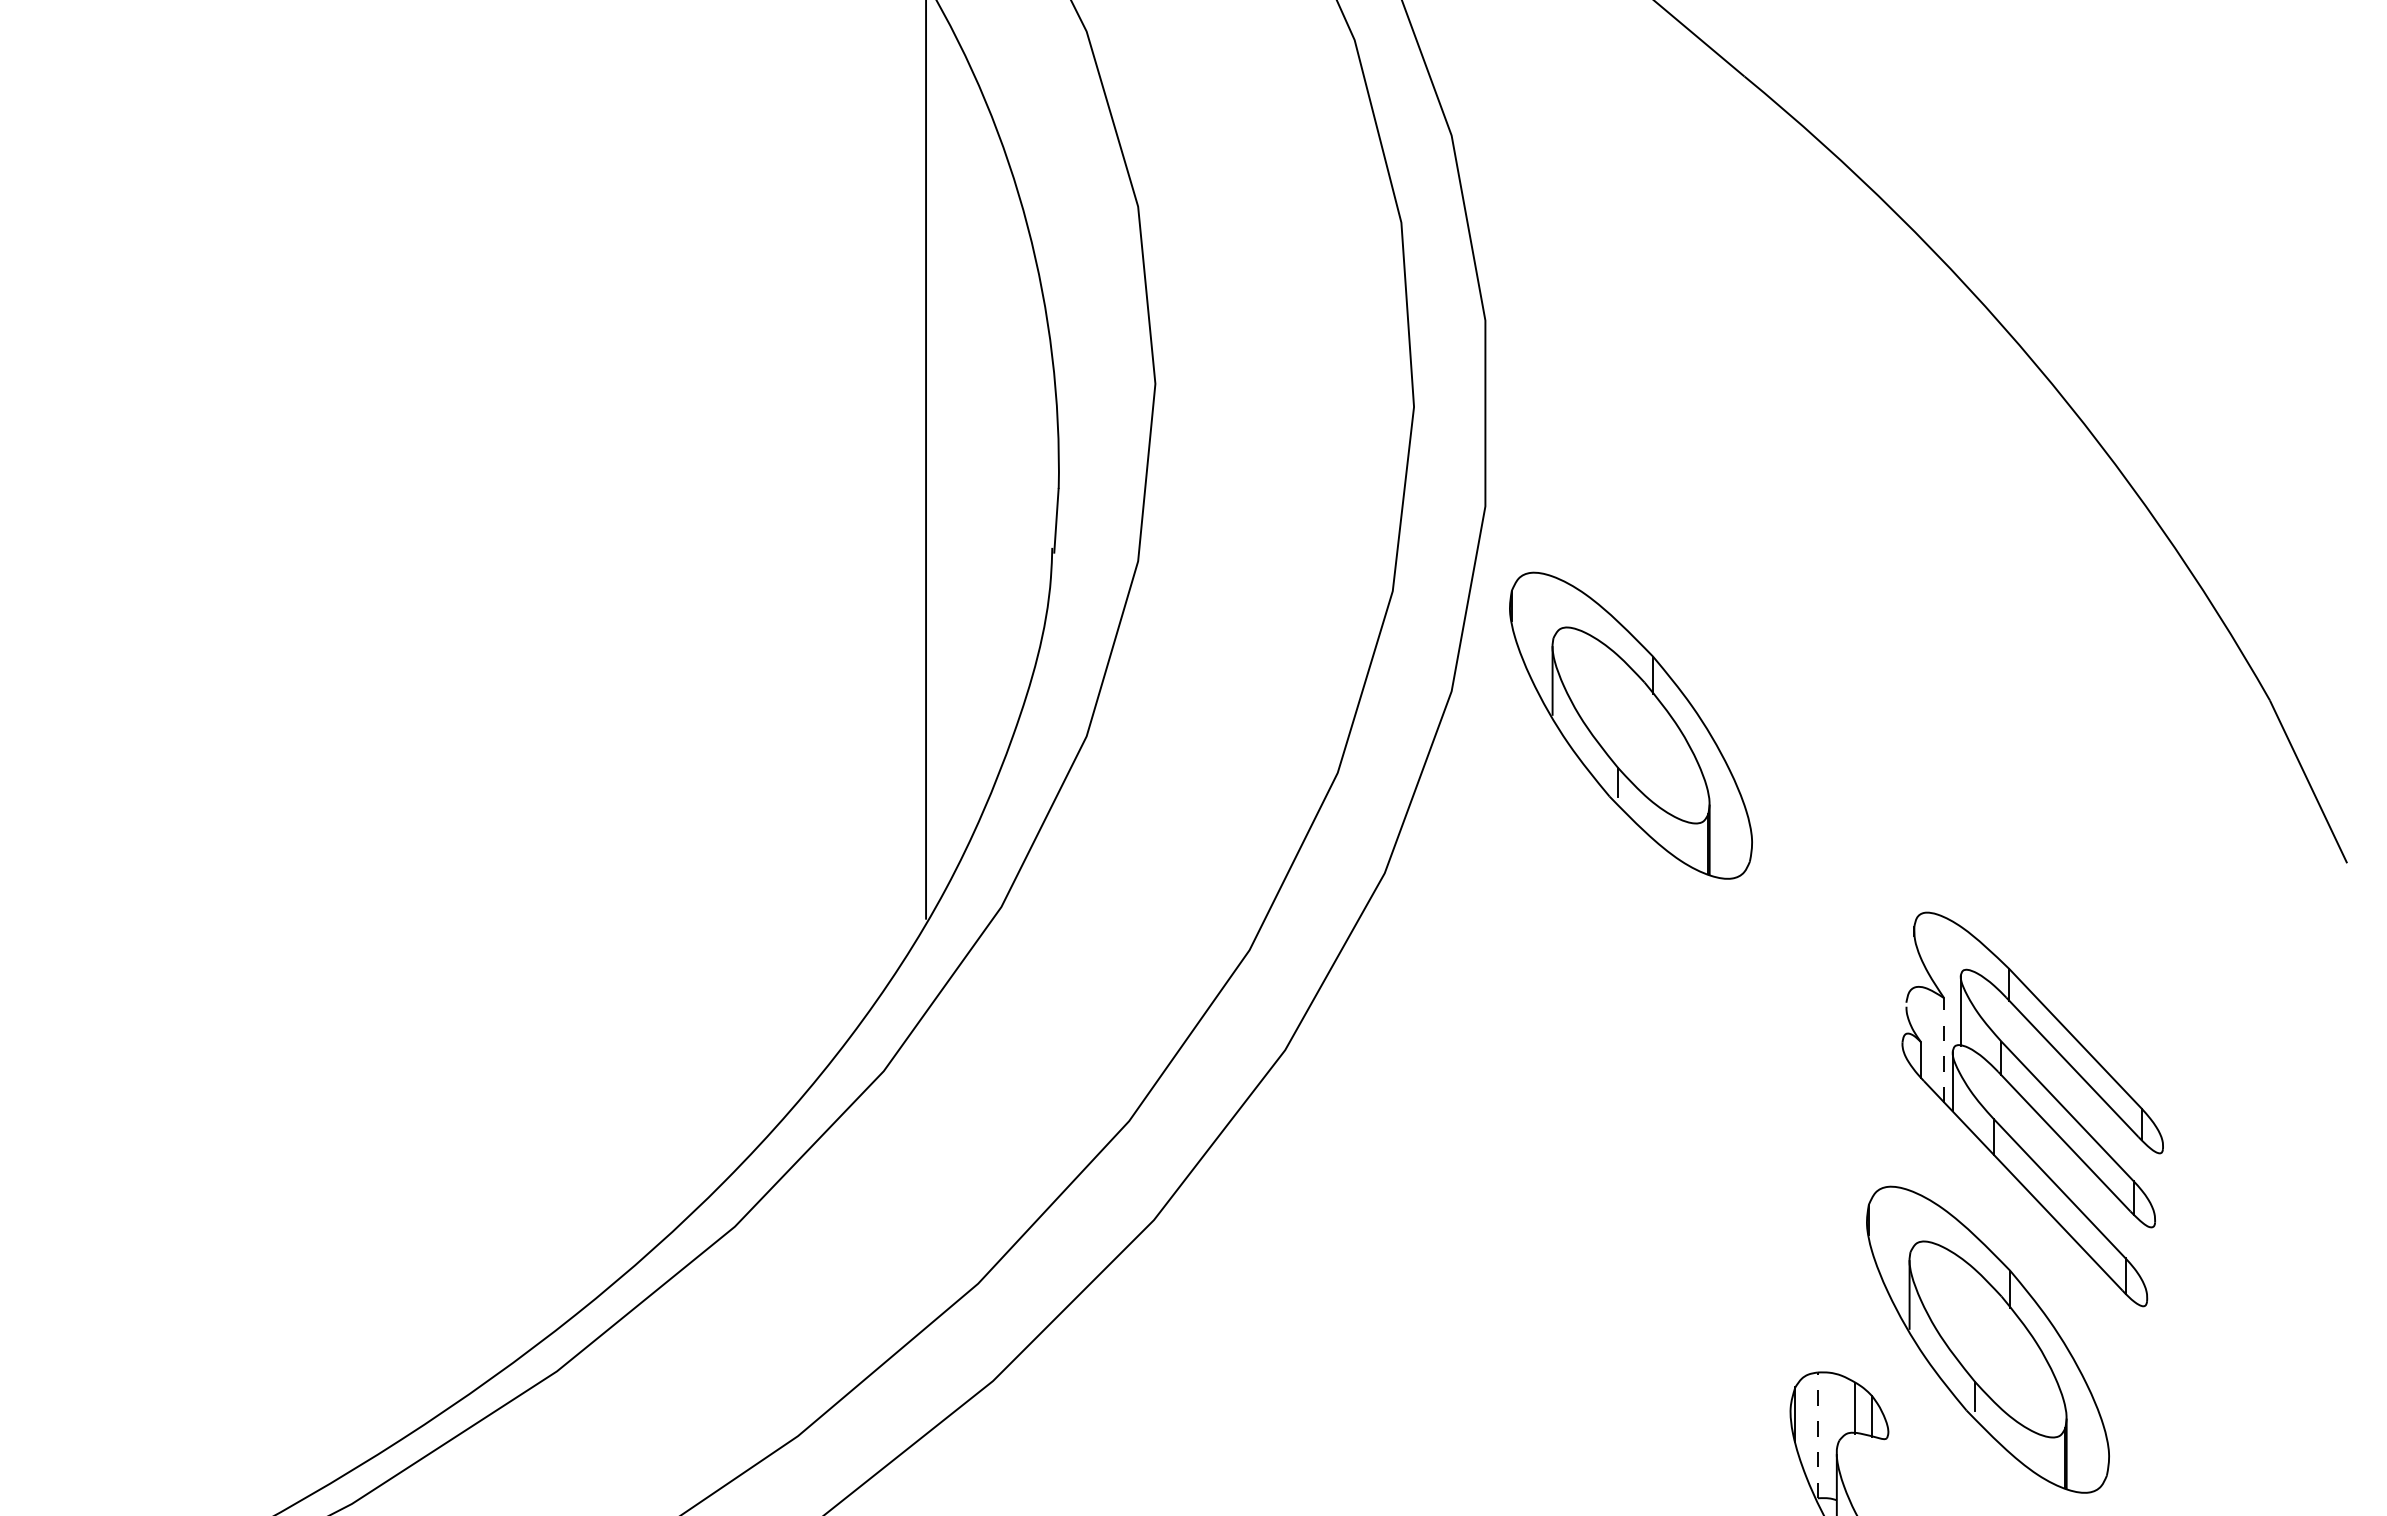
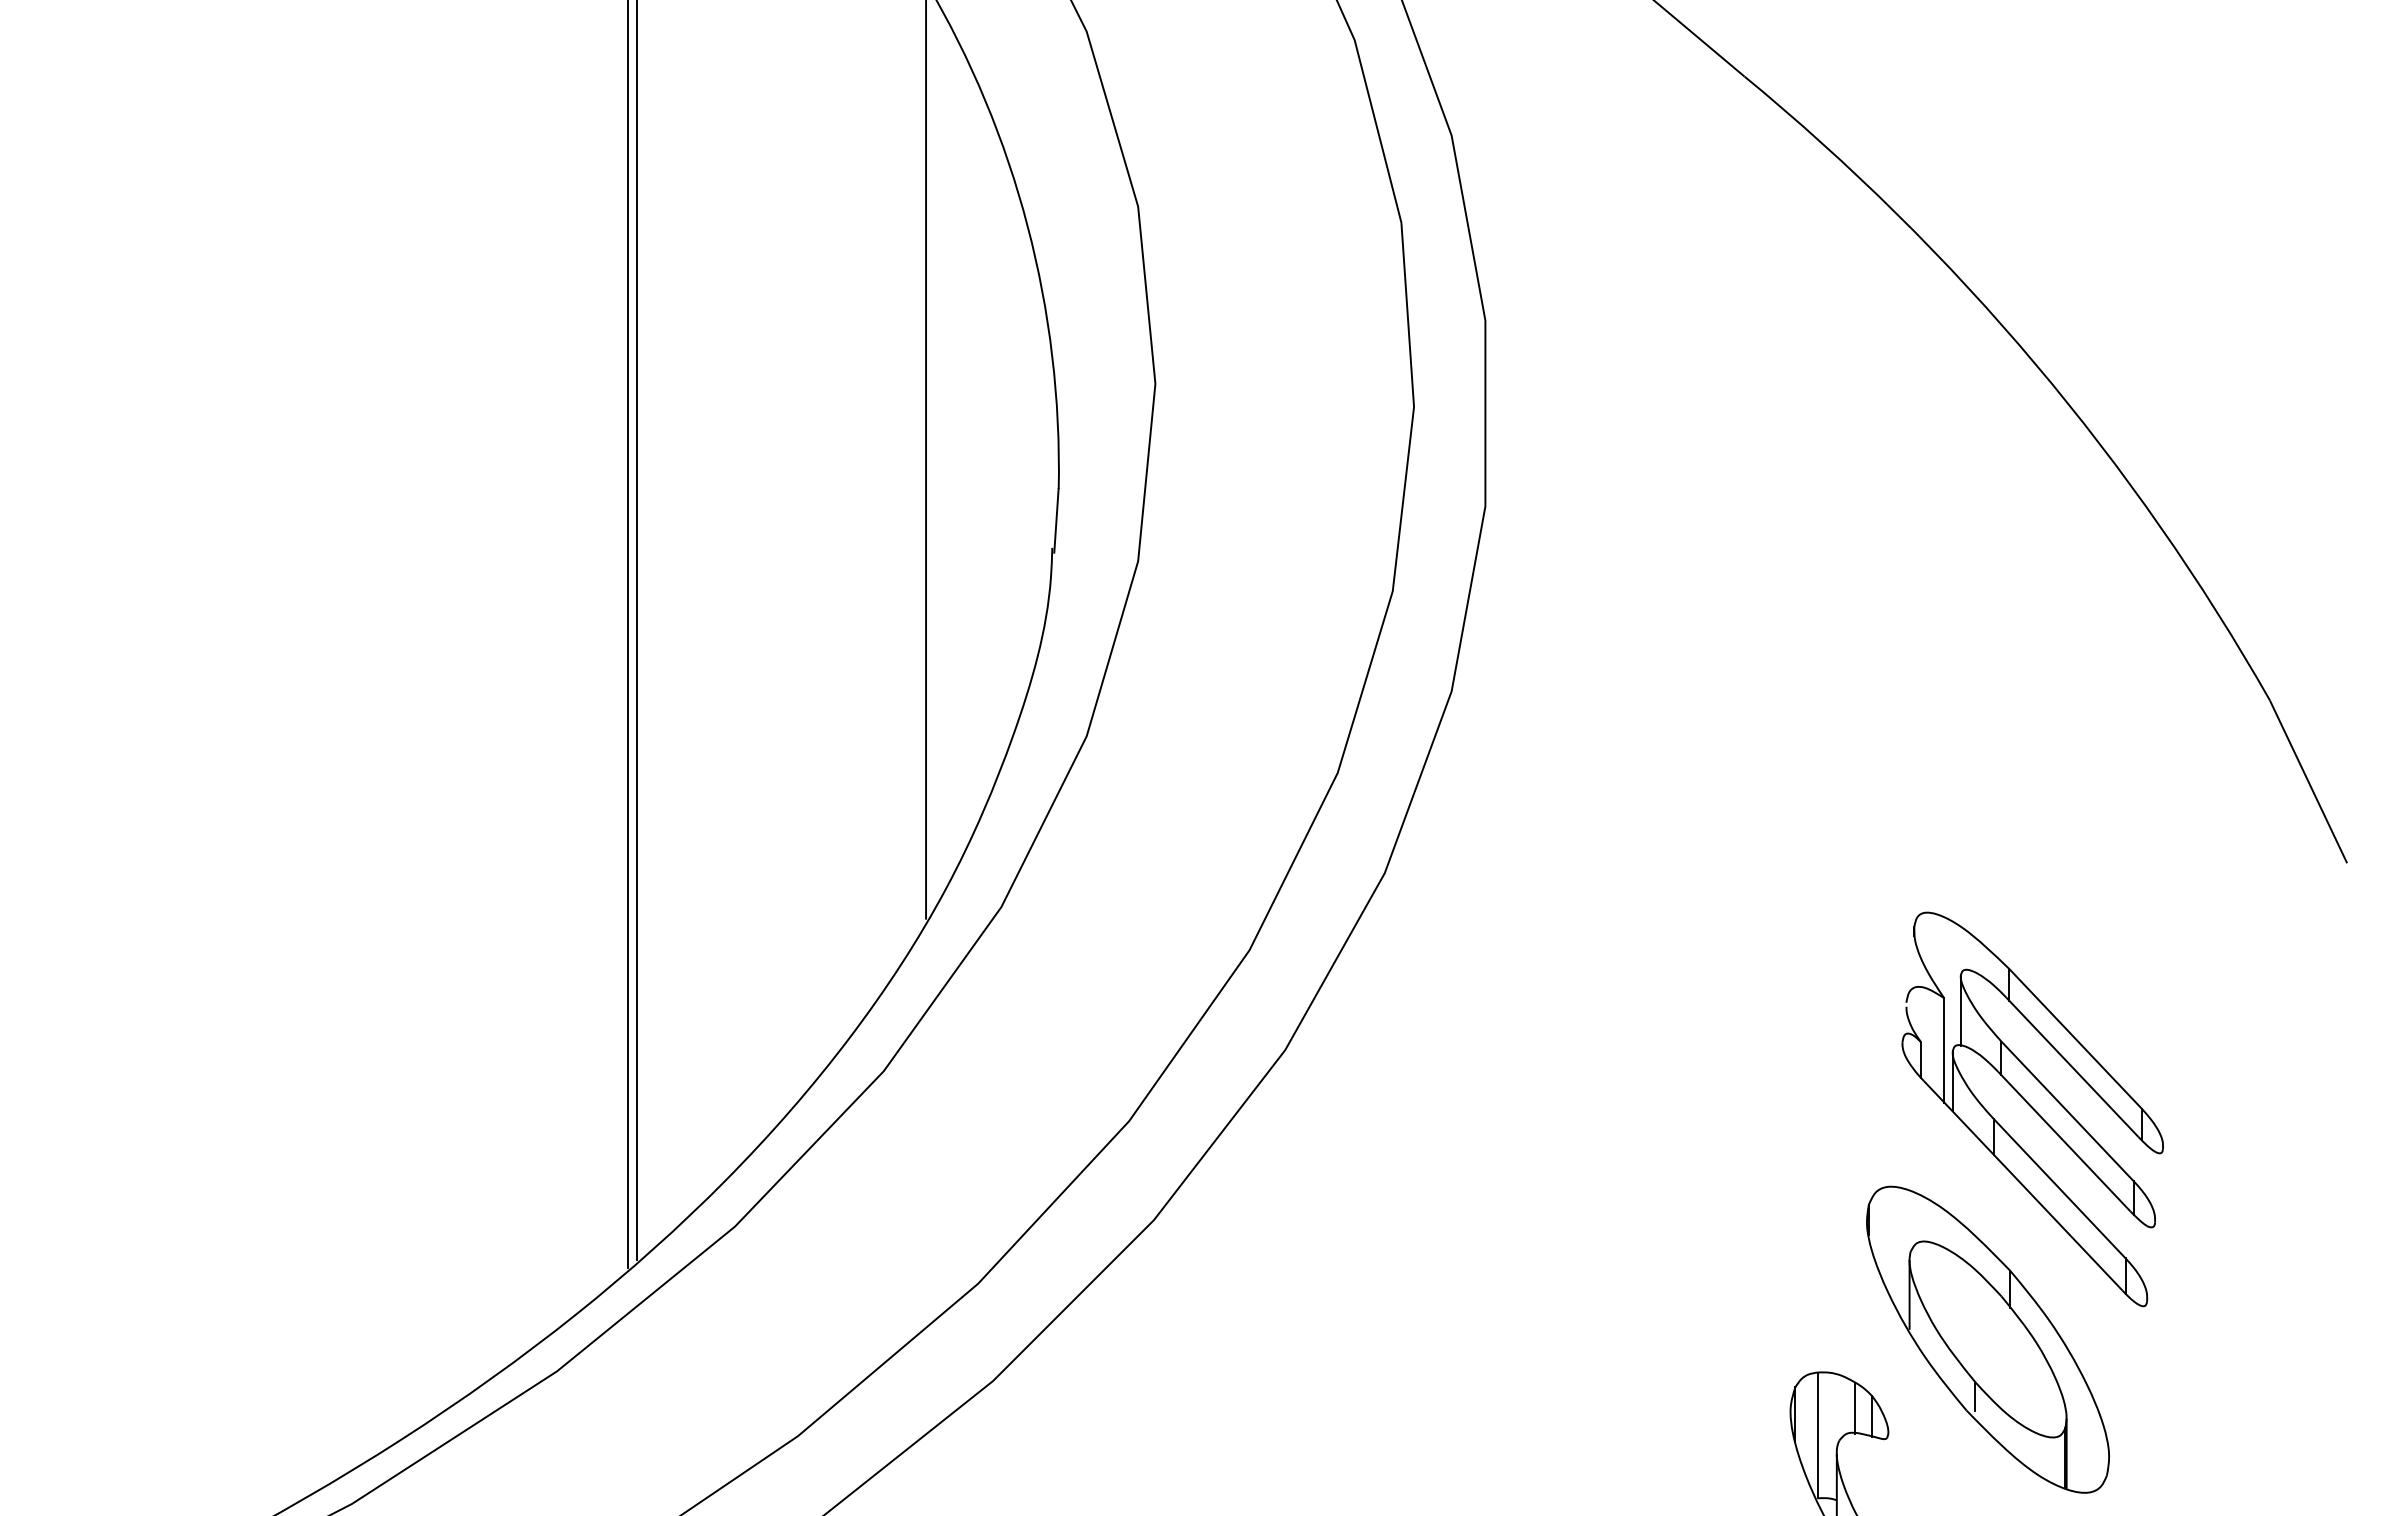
line: none -> present (637, 630)
line: none -> present (627, 635)
part: present -> none (1630, 725)
line: dashed -> solid (1944, 1049)
line: dashed -> solid (1817, 1435)
